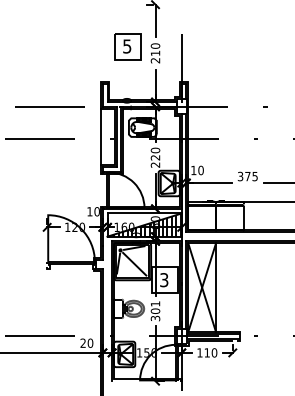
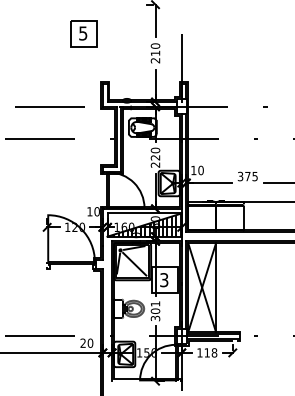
part position: (127, 46) -> (83, 33) (83, 33)
line: present -> none (101, 136)
text: 110 -> 118 (214, 352)
